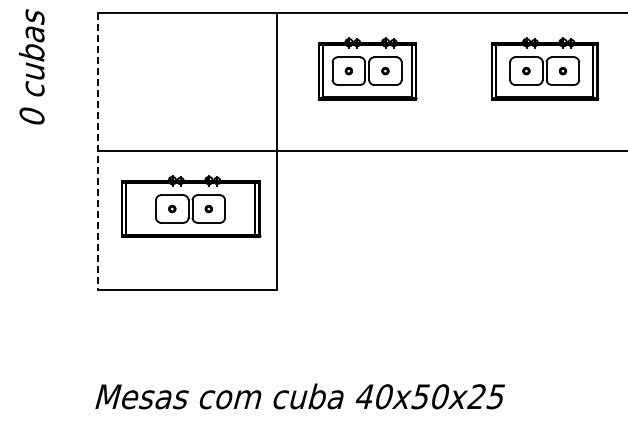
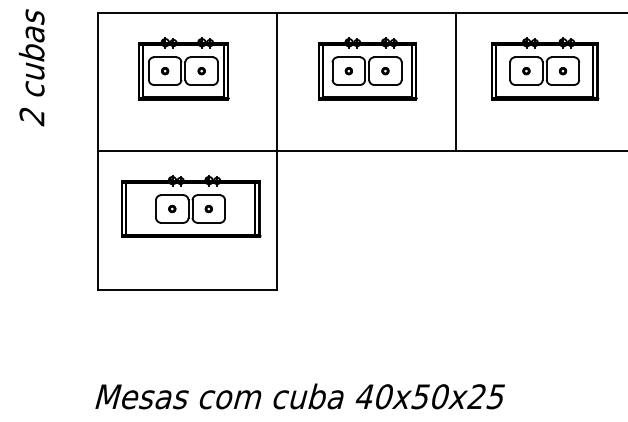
part: none -> present (183, 68)
line: none -> present (455, 82)
text: 0 -> 2 (31, 116)
line: dashed -> solid (98, 151)
